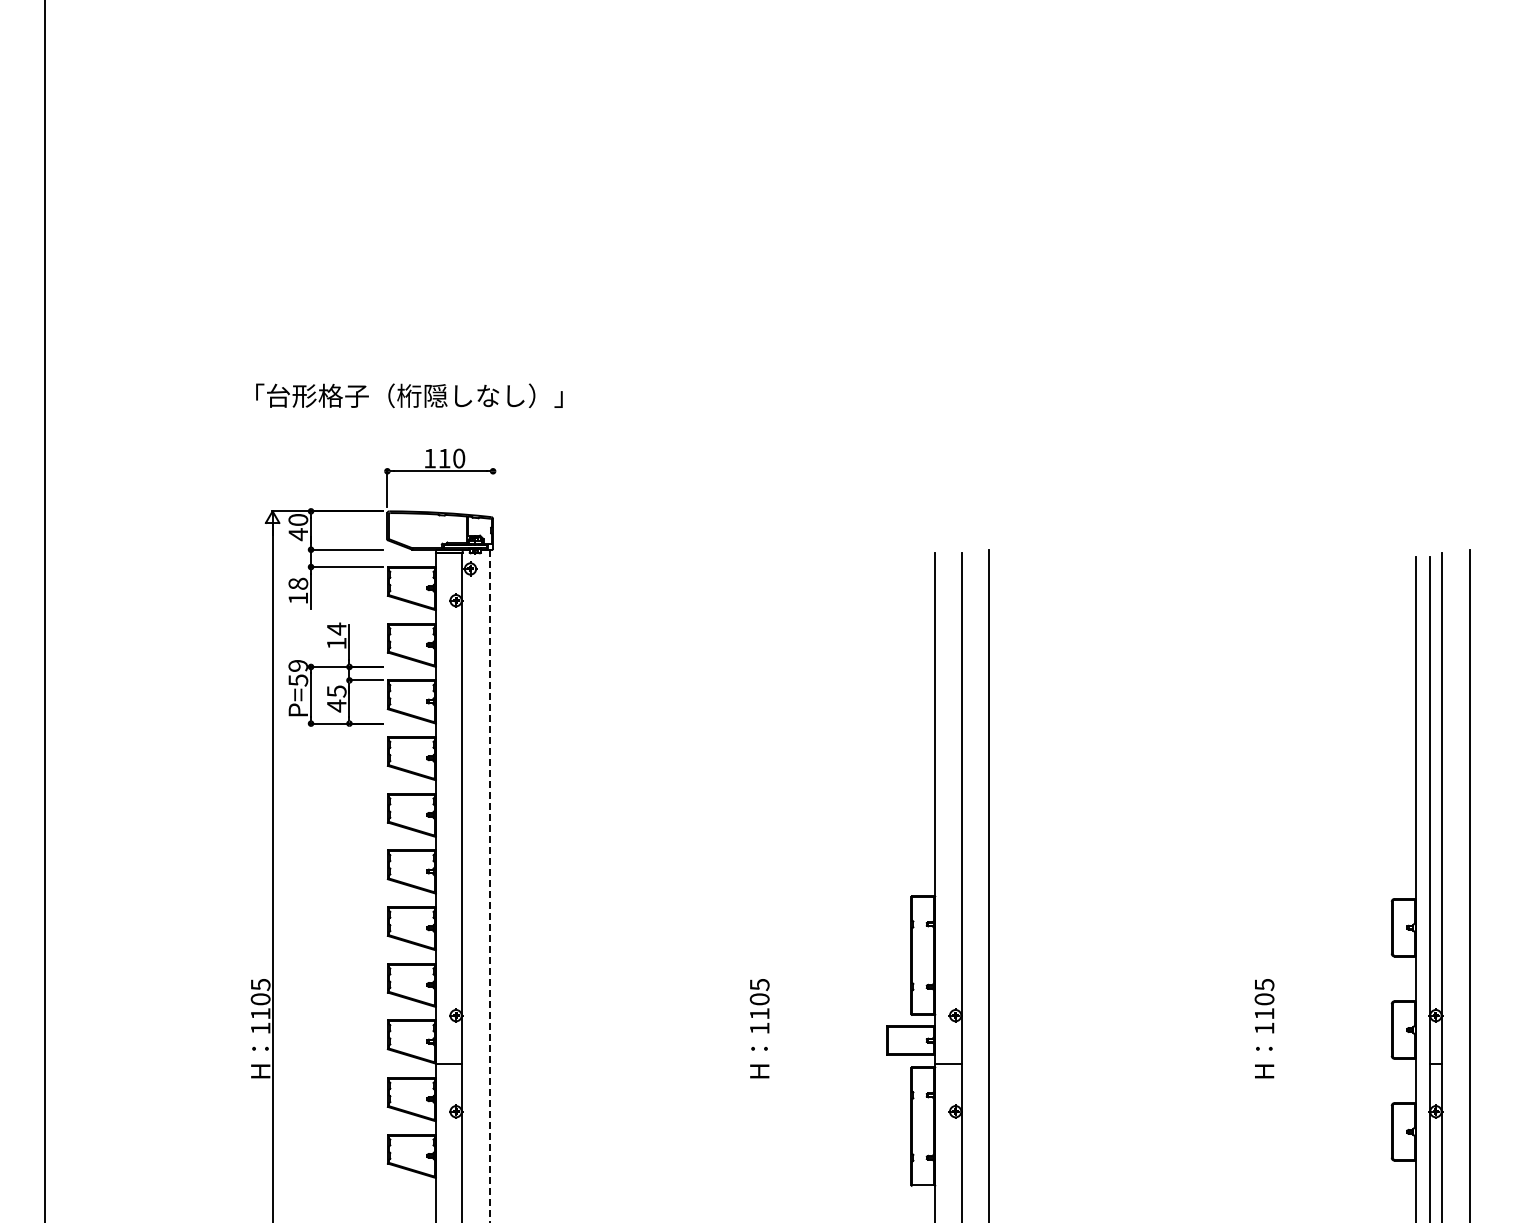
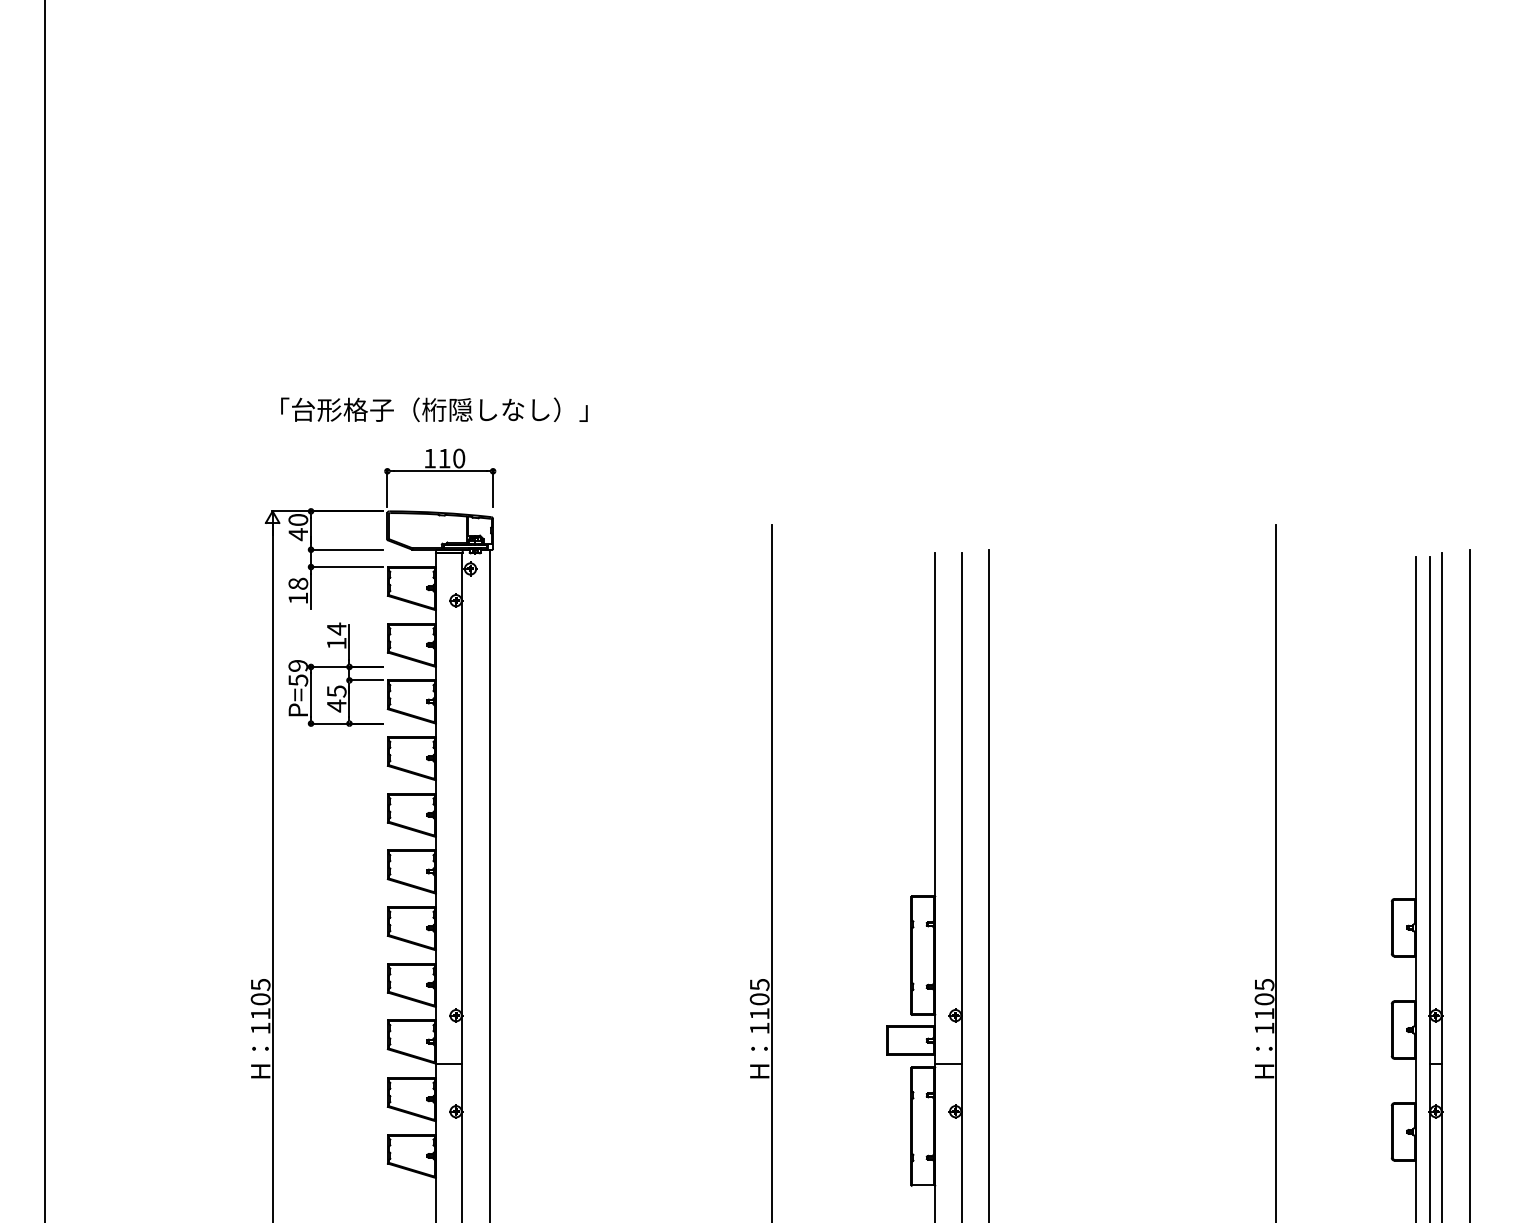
text position: (409, 395) -> (434, 409) (434, 409)
line: none -> present (493, 488)
line: none -> present (771, 871)
line: none -> present (1276, 871)
line: dashed -> solid (489, 886)
